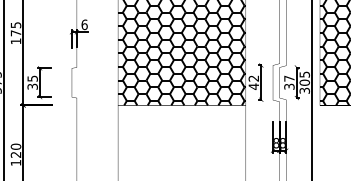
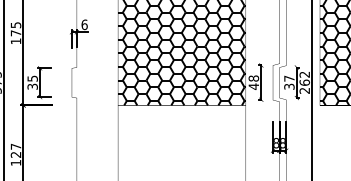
text: 42 -> 48 (253, 78)
text: 305 -> 262 (304, 82)
text: 120 -> 127 (15, 146)
